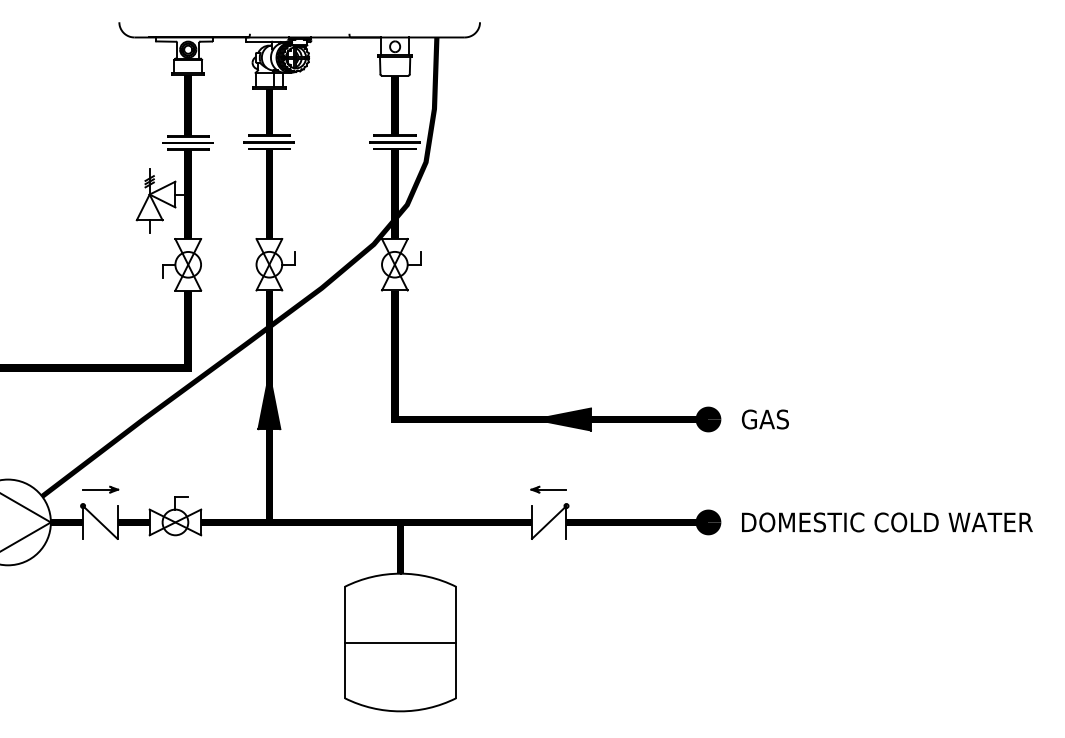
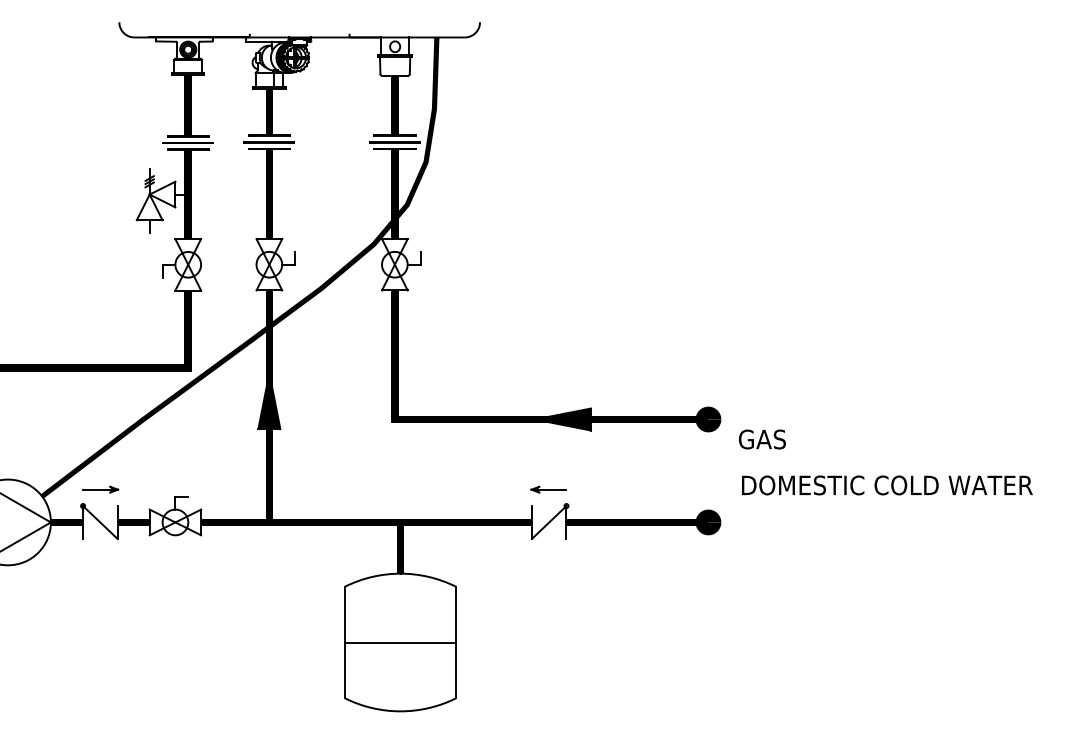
text position: (764, 419) -> (761, 439) (761, 439)
text position: (887, 522) -> (887, 485) (887, 485)
